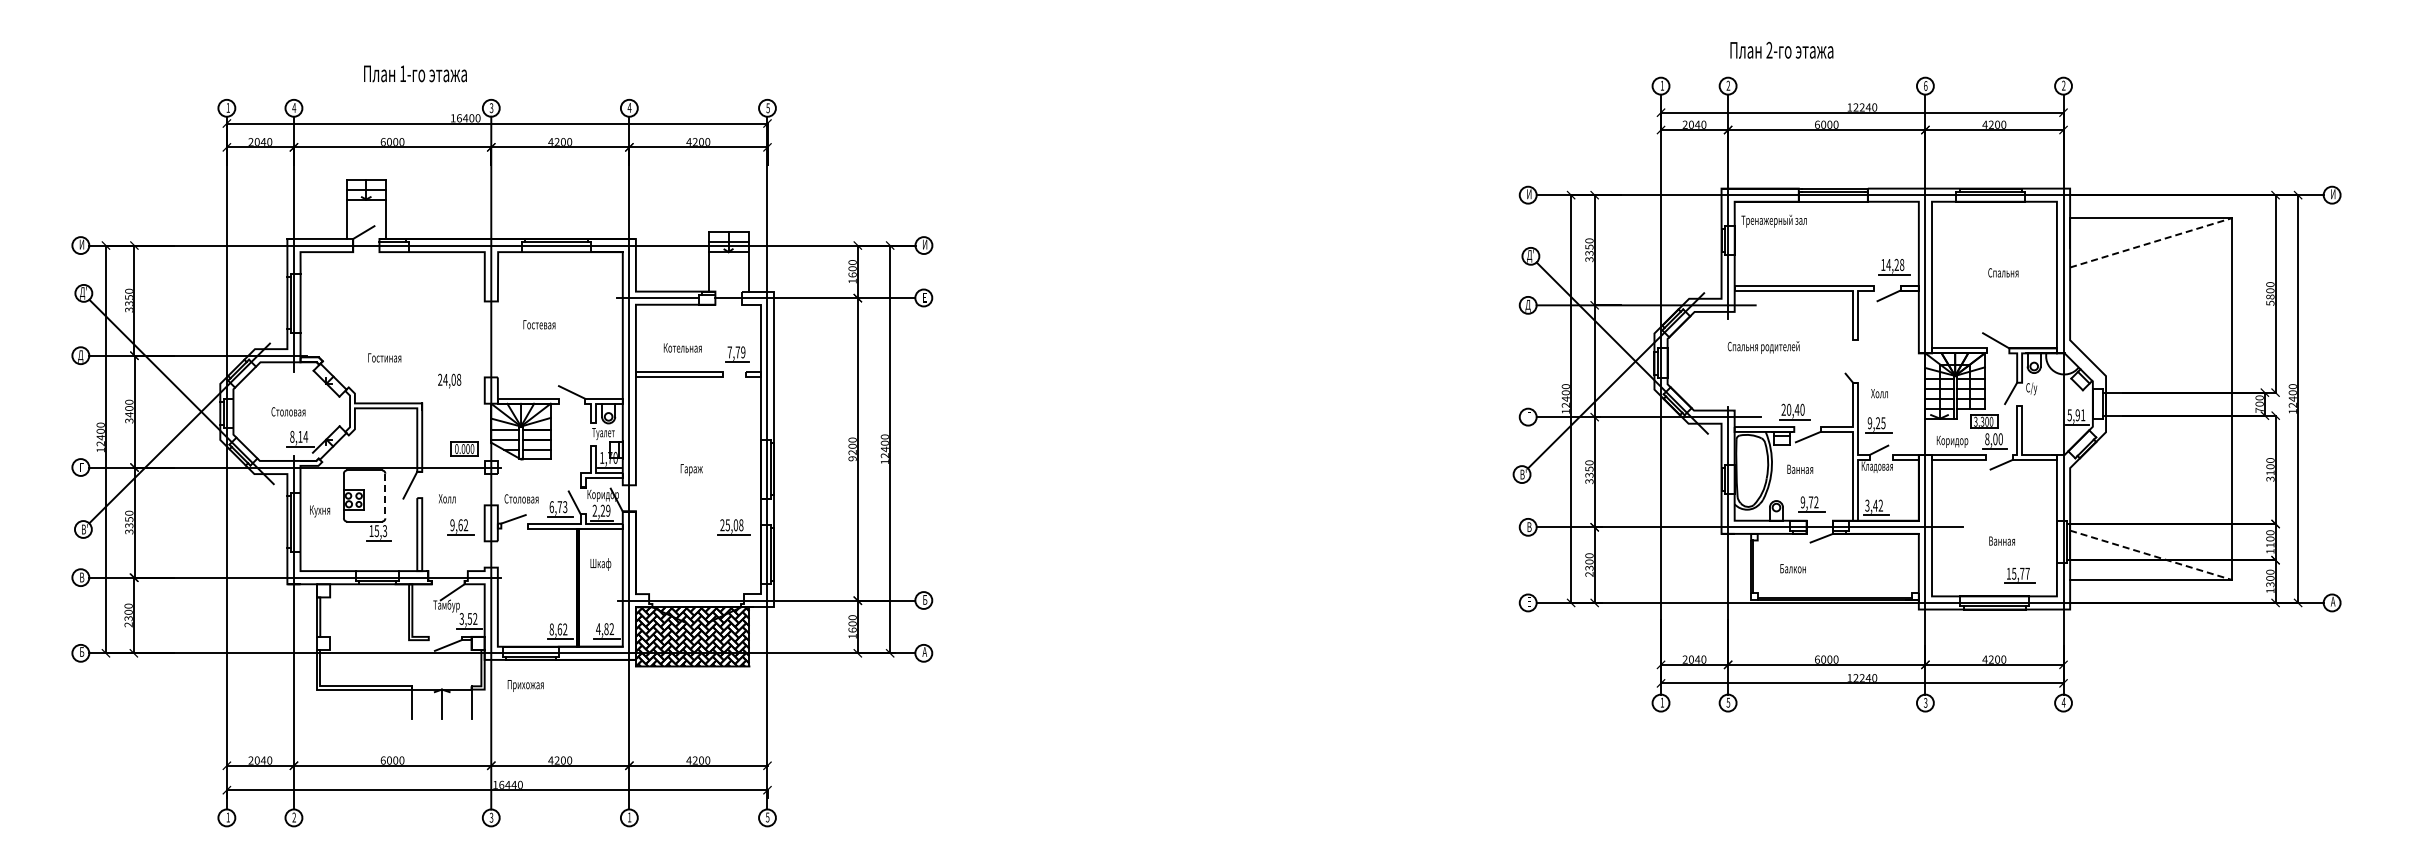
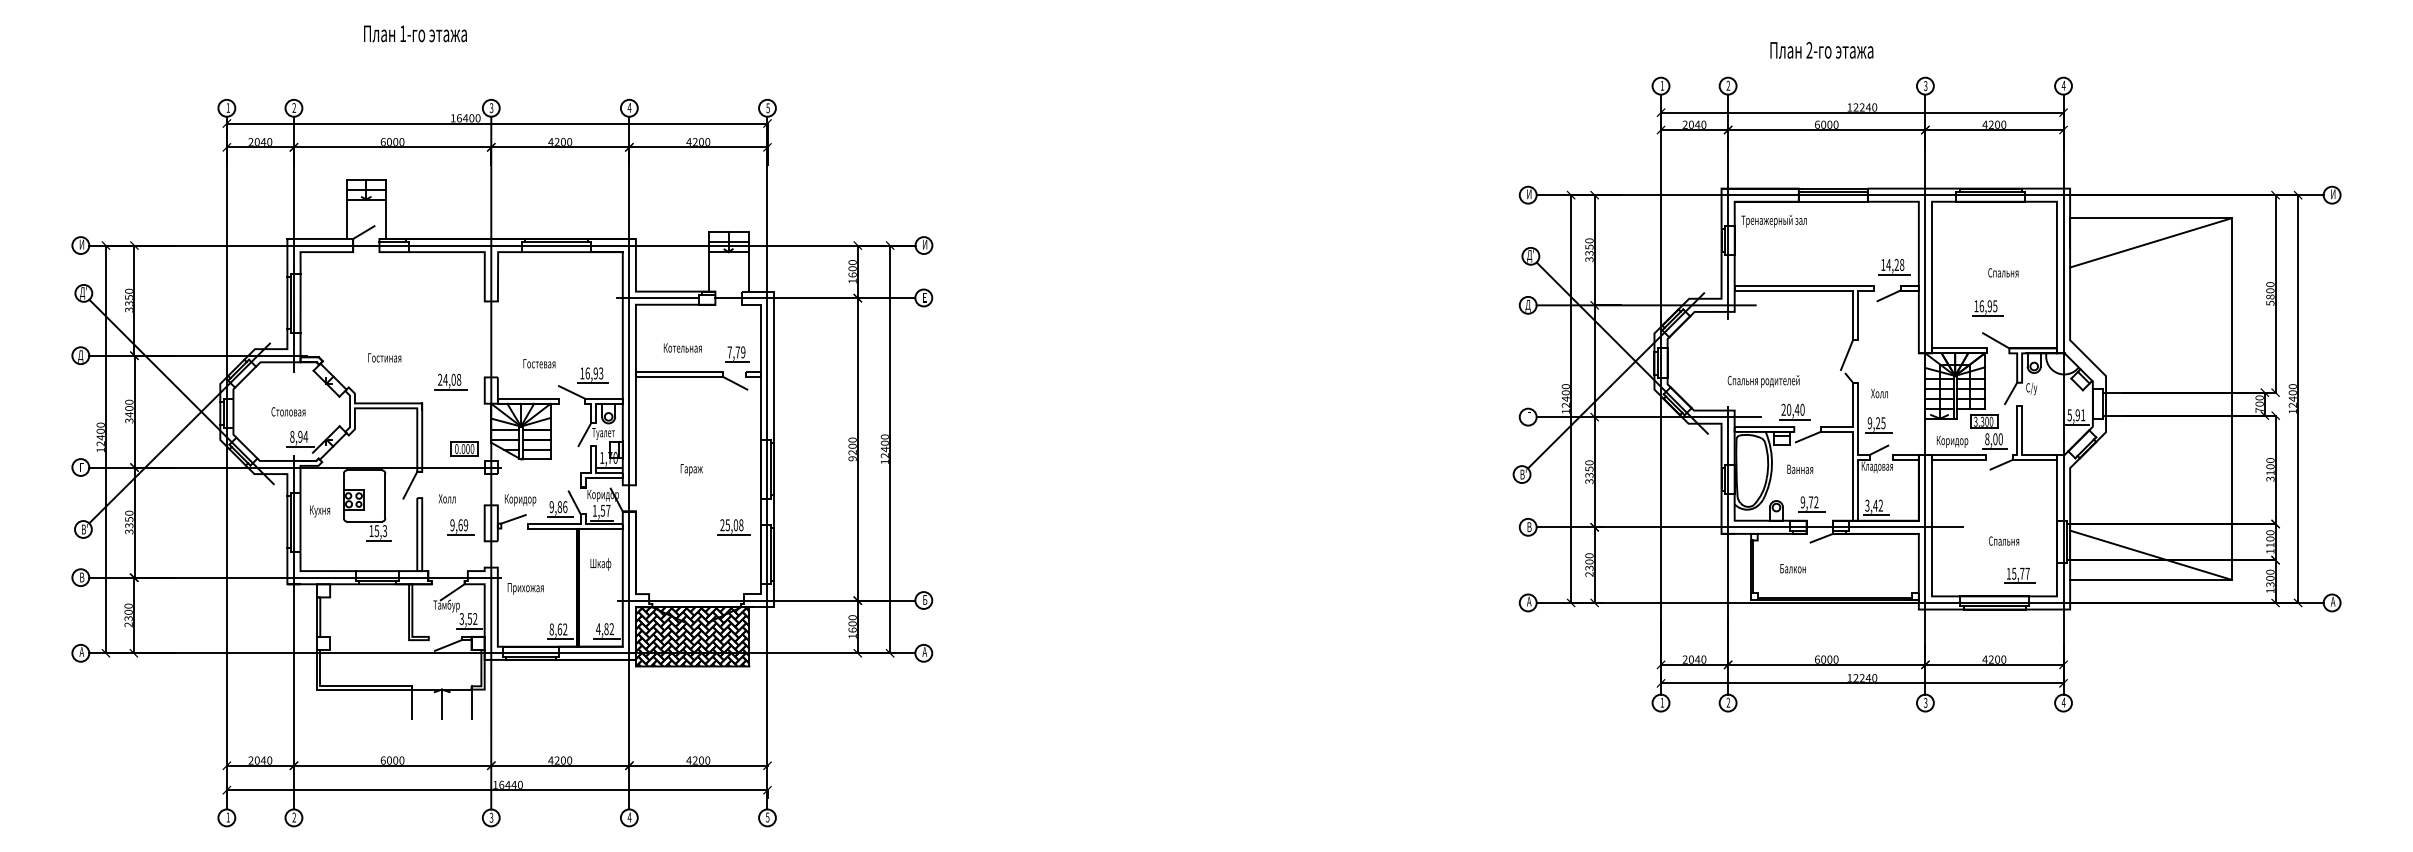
text position: (1781, 49) -> (1821, 49) (1821, 49)
text position: (415, 73) -> (415, 33) (415, 33)
text: 6 -> 3 (1925, 85)
text: 2 -> 4 (2063, 85)
text: 4 -> 2 (294, 107)
line: dashed -> solid (2151, 242)
part: none -> present (1987, 308)
text position: (539, 324) -> (539, 363) (539, 363)
text position: (1763, 347) -> (1763, 381) (1763, 381)
line: none -> present (1846, 355)
part: none -> present (592, 375)
line: none -> present (735, 383)
line: none -> present (450, 389)
line: none -> present (584, 434)
text: 8,14 -> 8,94 (300, 436)
line: dashed -> solid (385, 496)
text: Столовая -> Коридор (521, 500)
text: 6,73 -> 9,86 (558, 507)
text: 2,29 -> 1,57 (601, 510)
text: 9,62 -> 9,69 (465, 525)
text: Ванная -> Спальня (2004, 540)
line: dashed -> solid (2151, 555)
text: Е -> А (1529, 601)
text: Б -> А (81, 651)
text position: (525, 685) -> (525, 588) (525, 588)
text: 5 -> 2 (1728, 702)
text: 1 -> 4 (629, 817)
